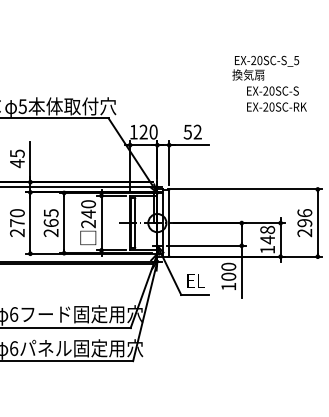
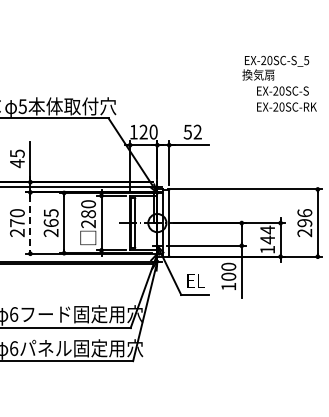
text position: (269, 83) -> (279, 83) (279, 83)
text: 240 -> 280 (88, 213)
line: solid -> dashed (30, 223)
text: 148 -> 144 (267, 229)
